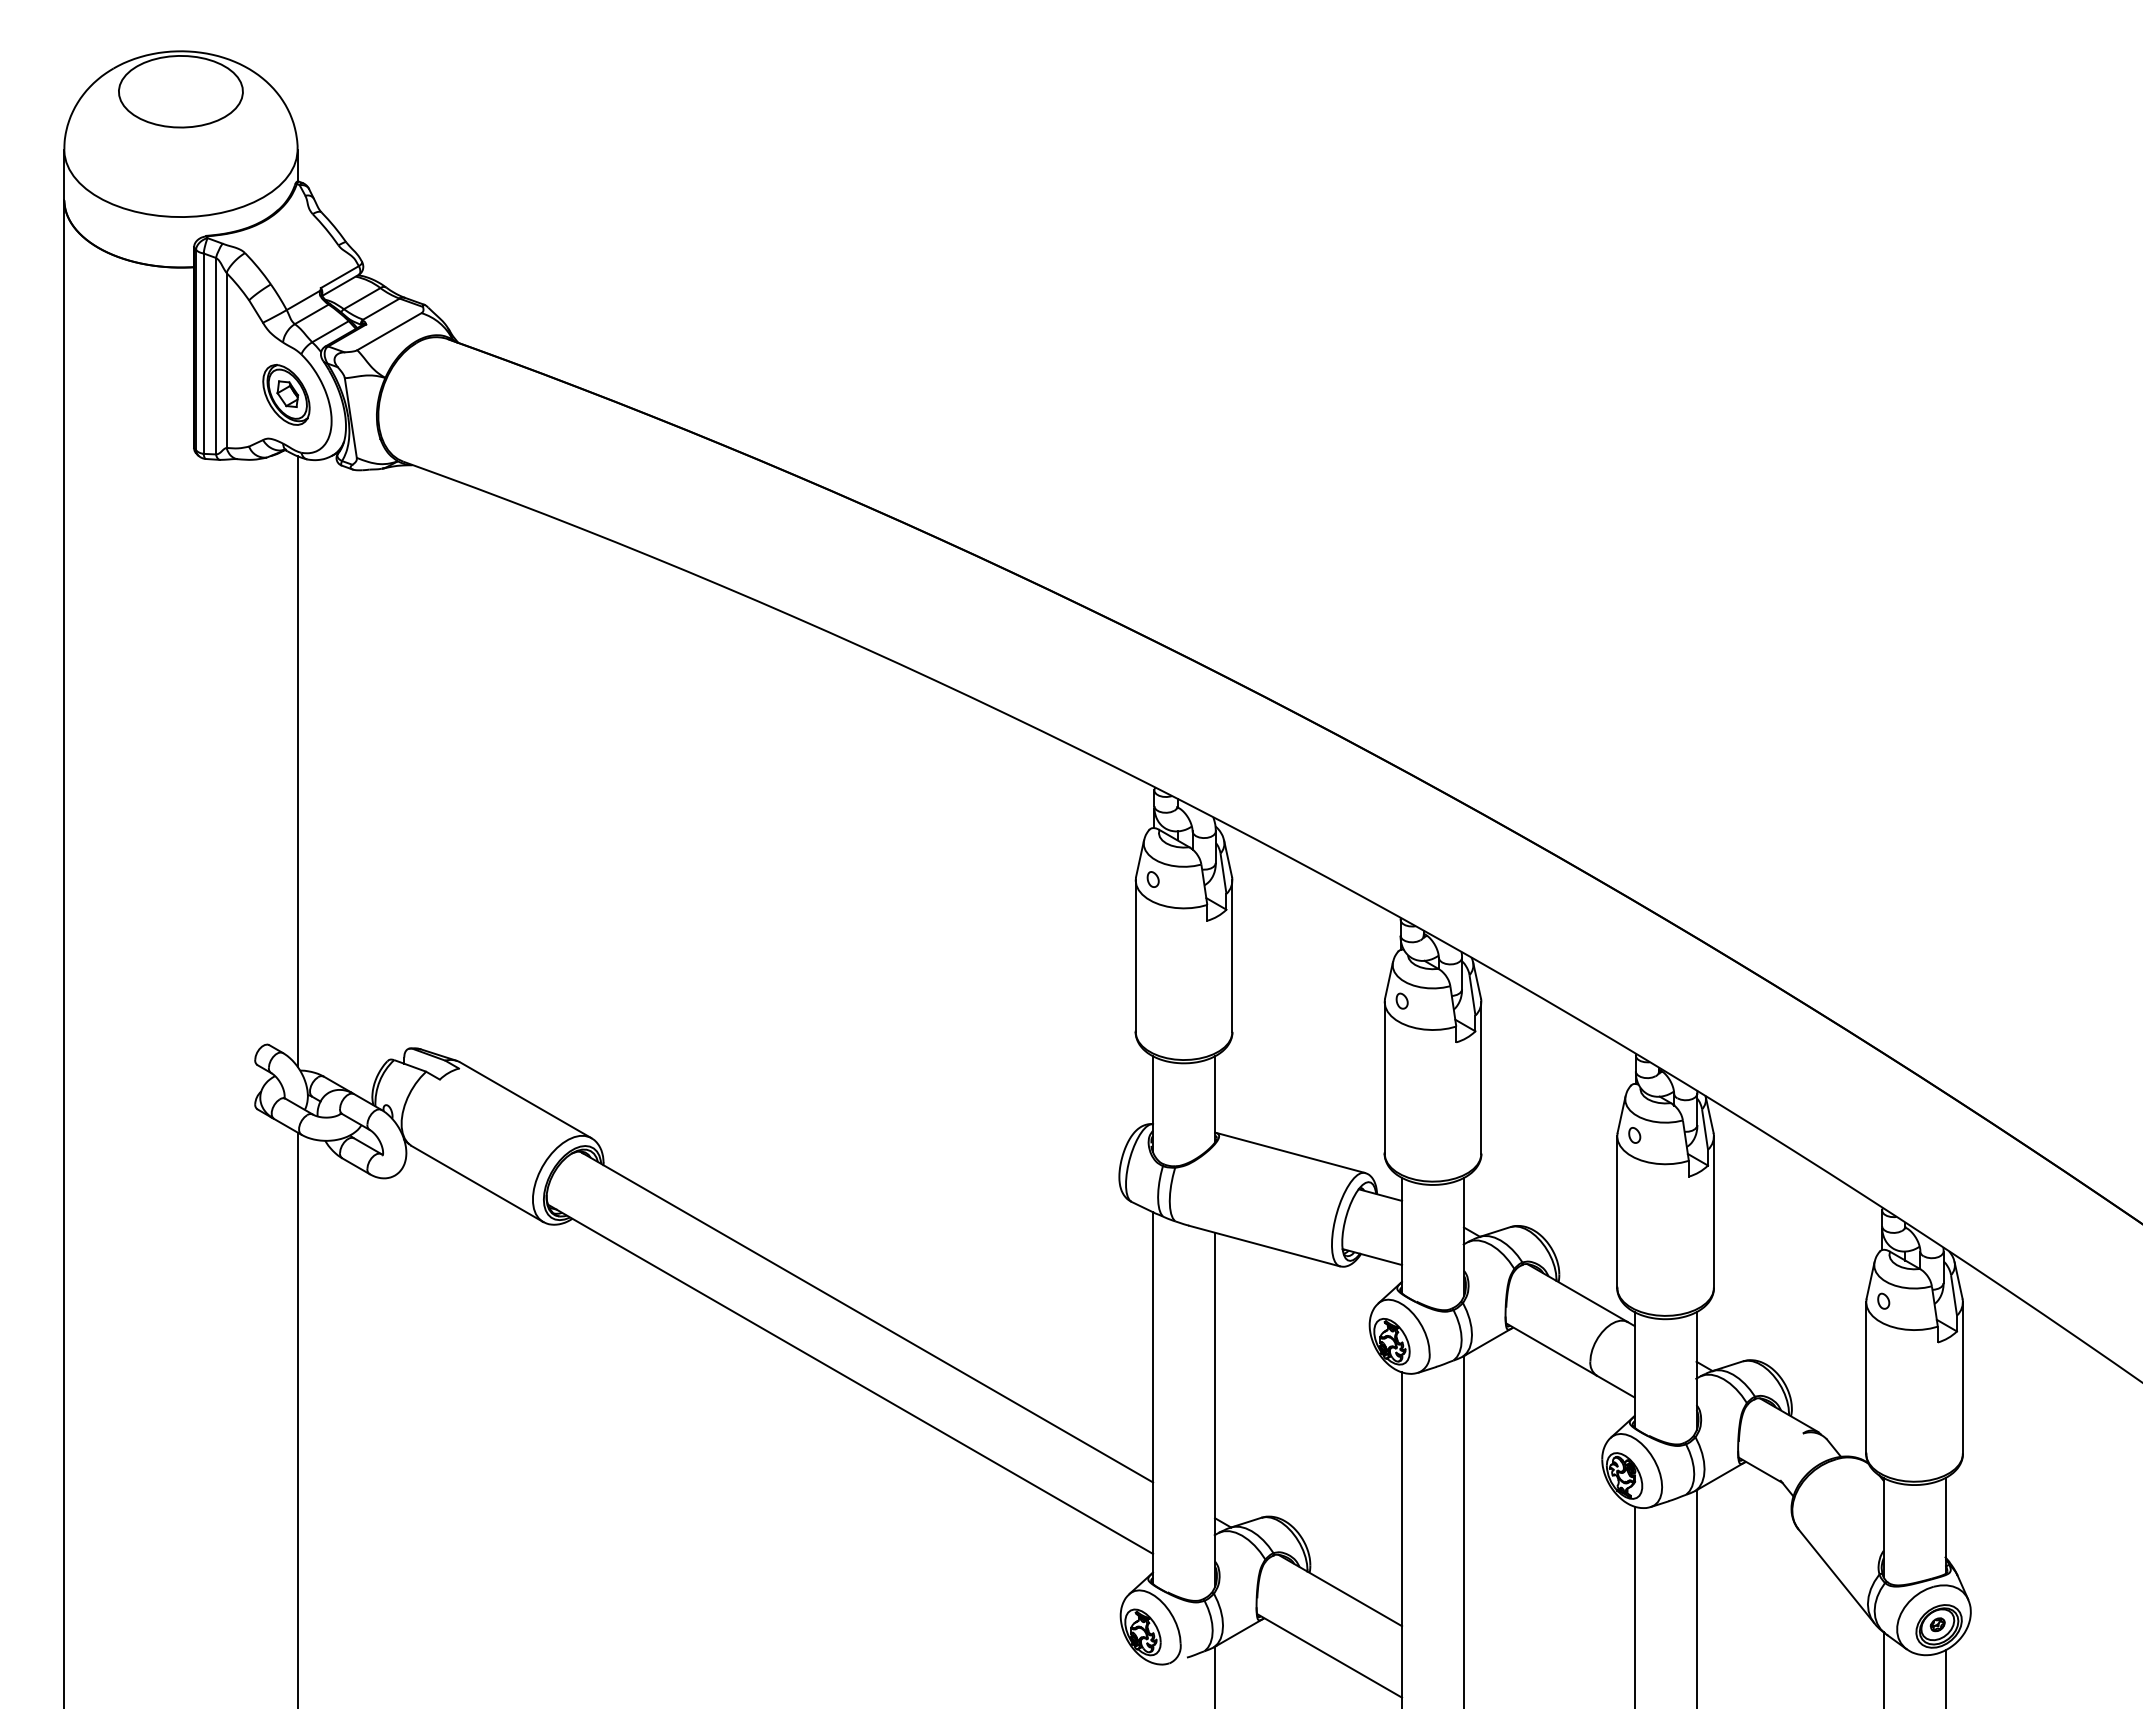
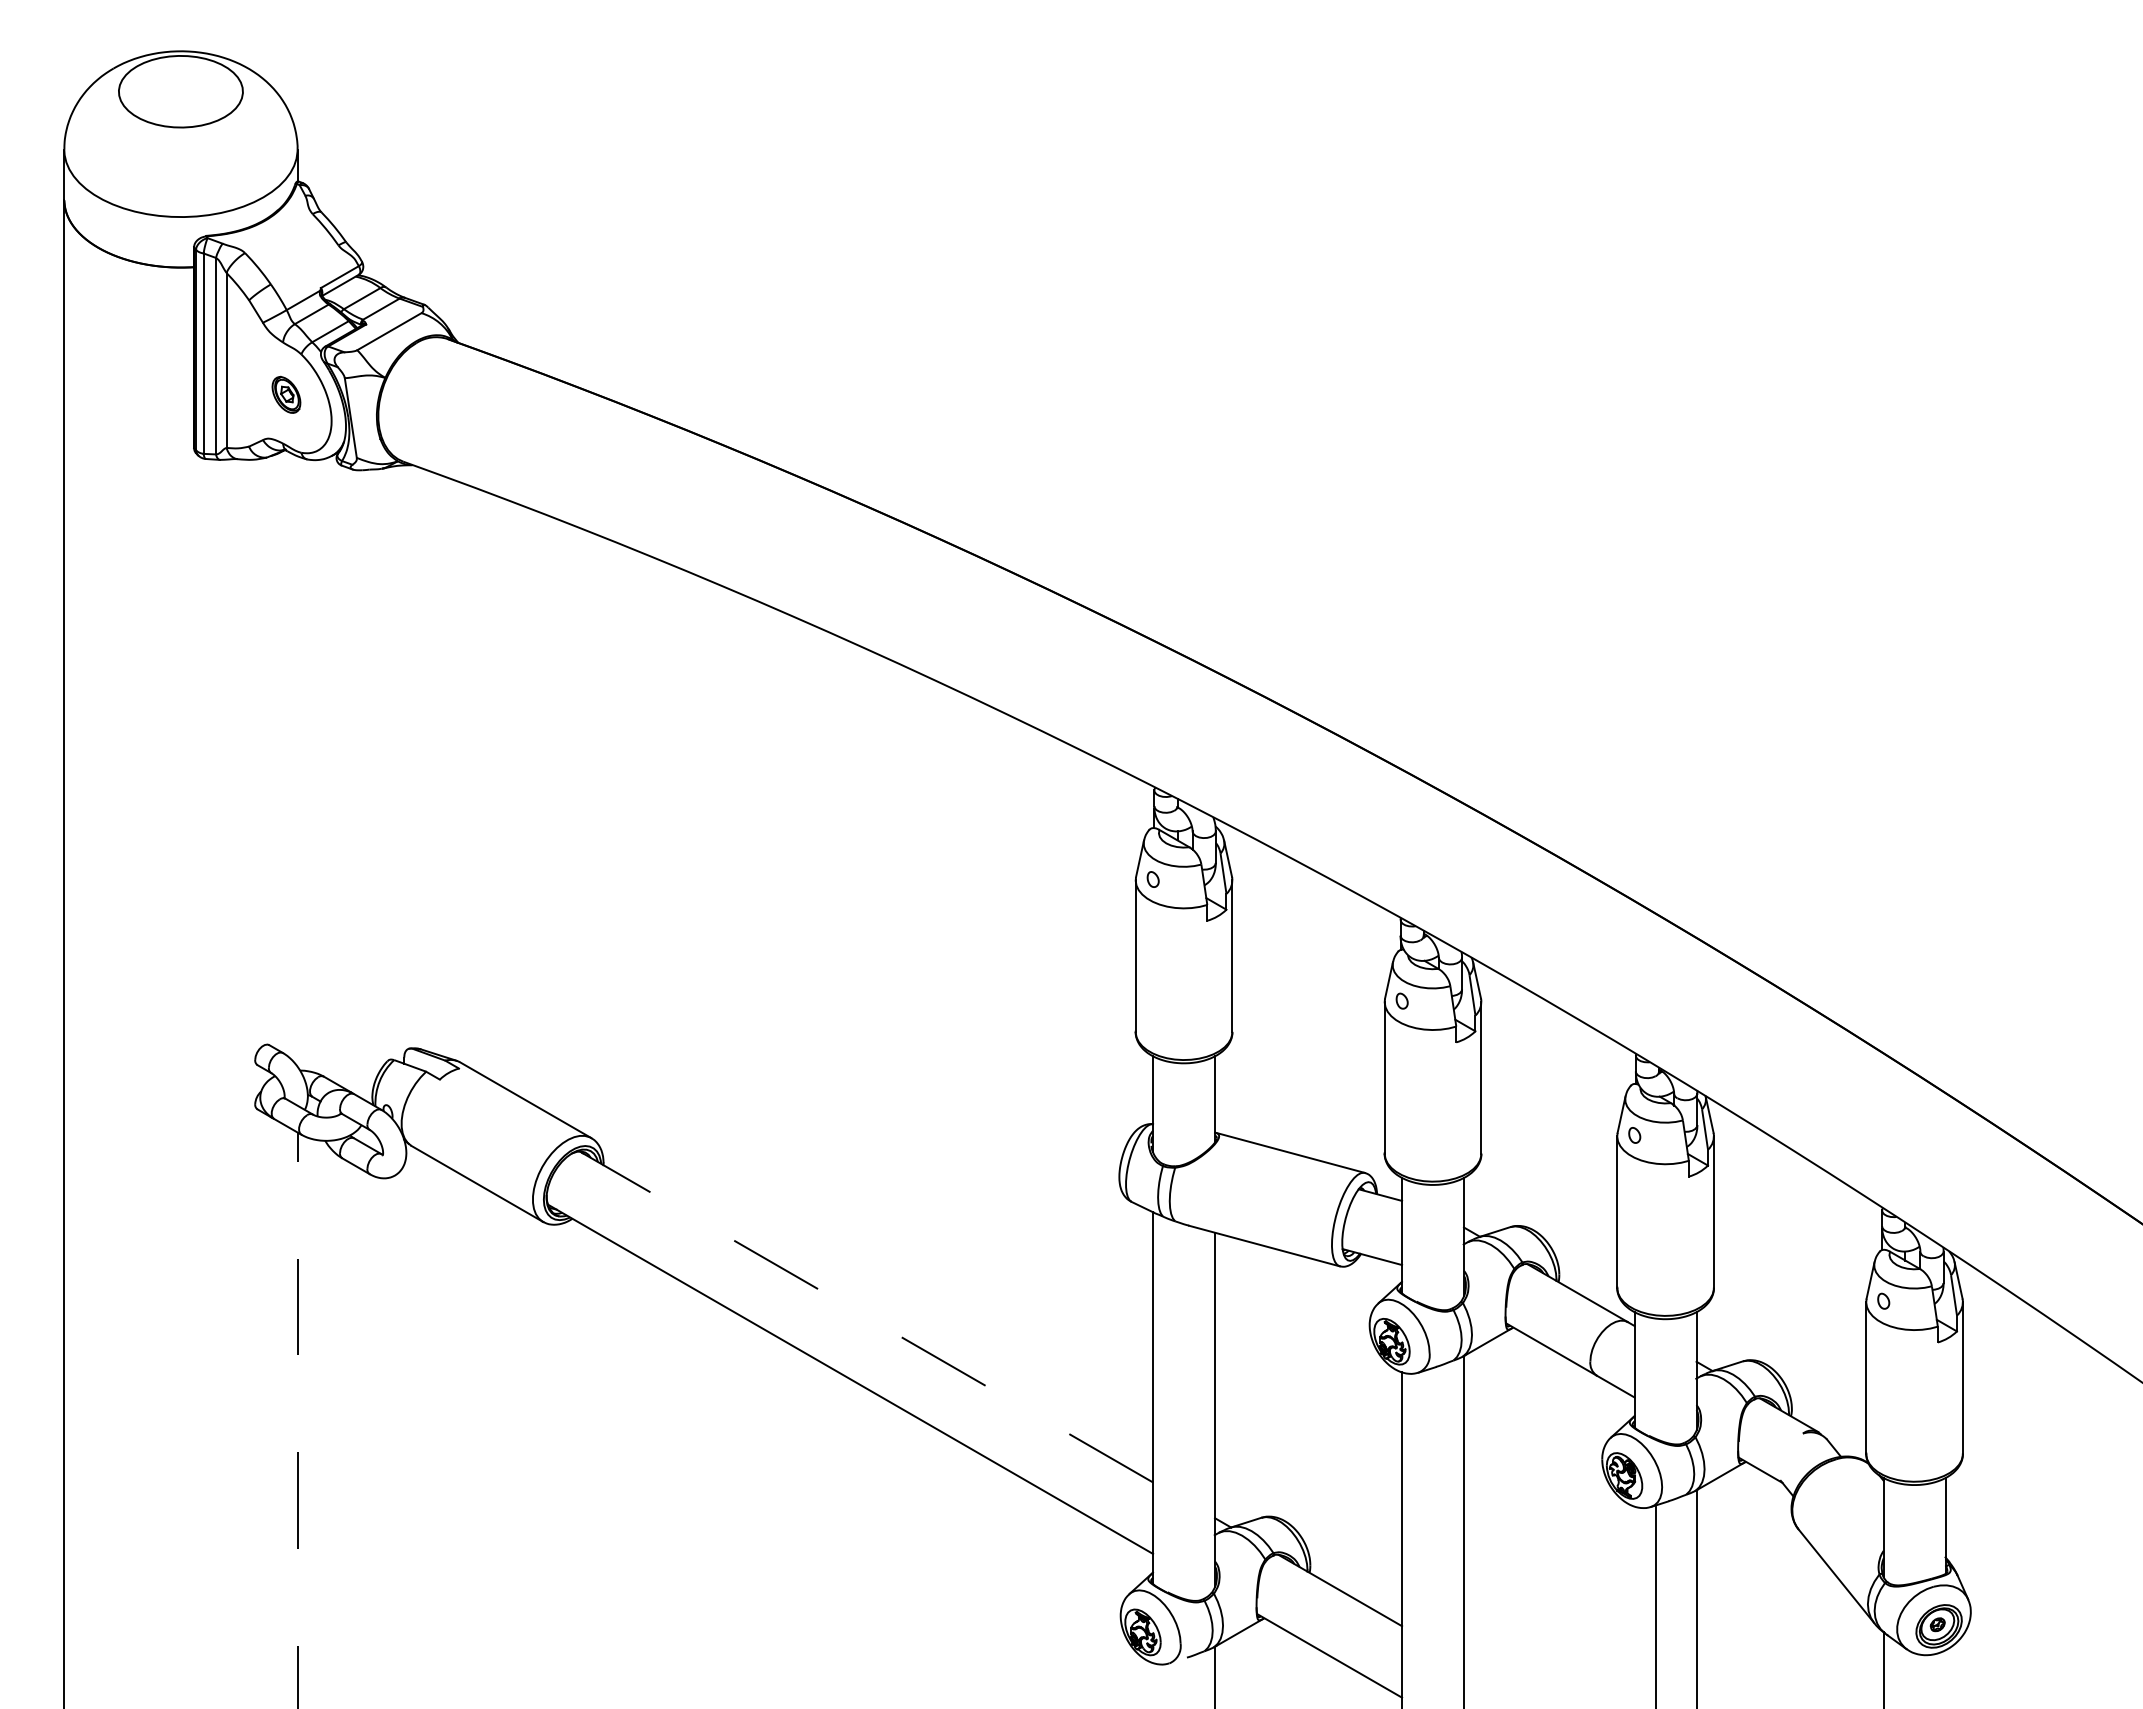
part size: 49x62 px -> 31x39 px (286, 394)
line: present -> none (297, 761)
line: solid -> dashed (866, 1316)
line: solid -> dashed (297, 1420)
line position: (1634, 1605) -> (1655, 1605) (1655, 1605)
line: present -> none (1945, 1677)
